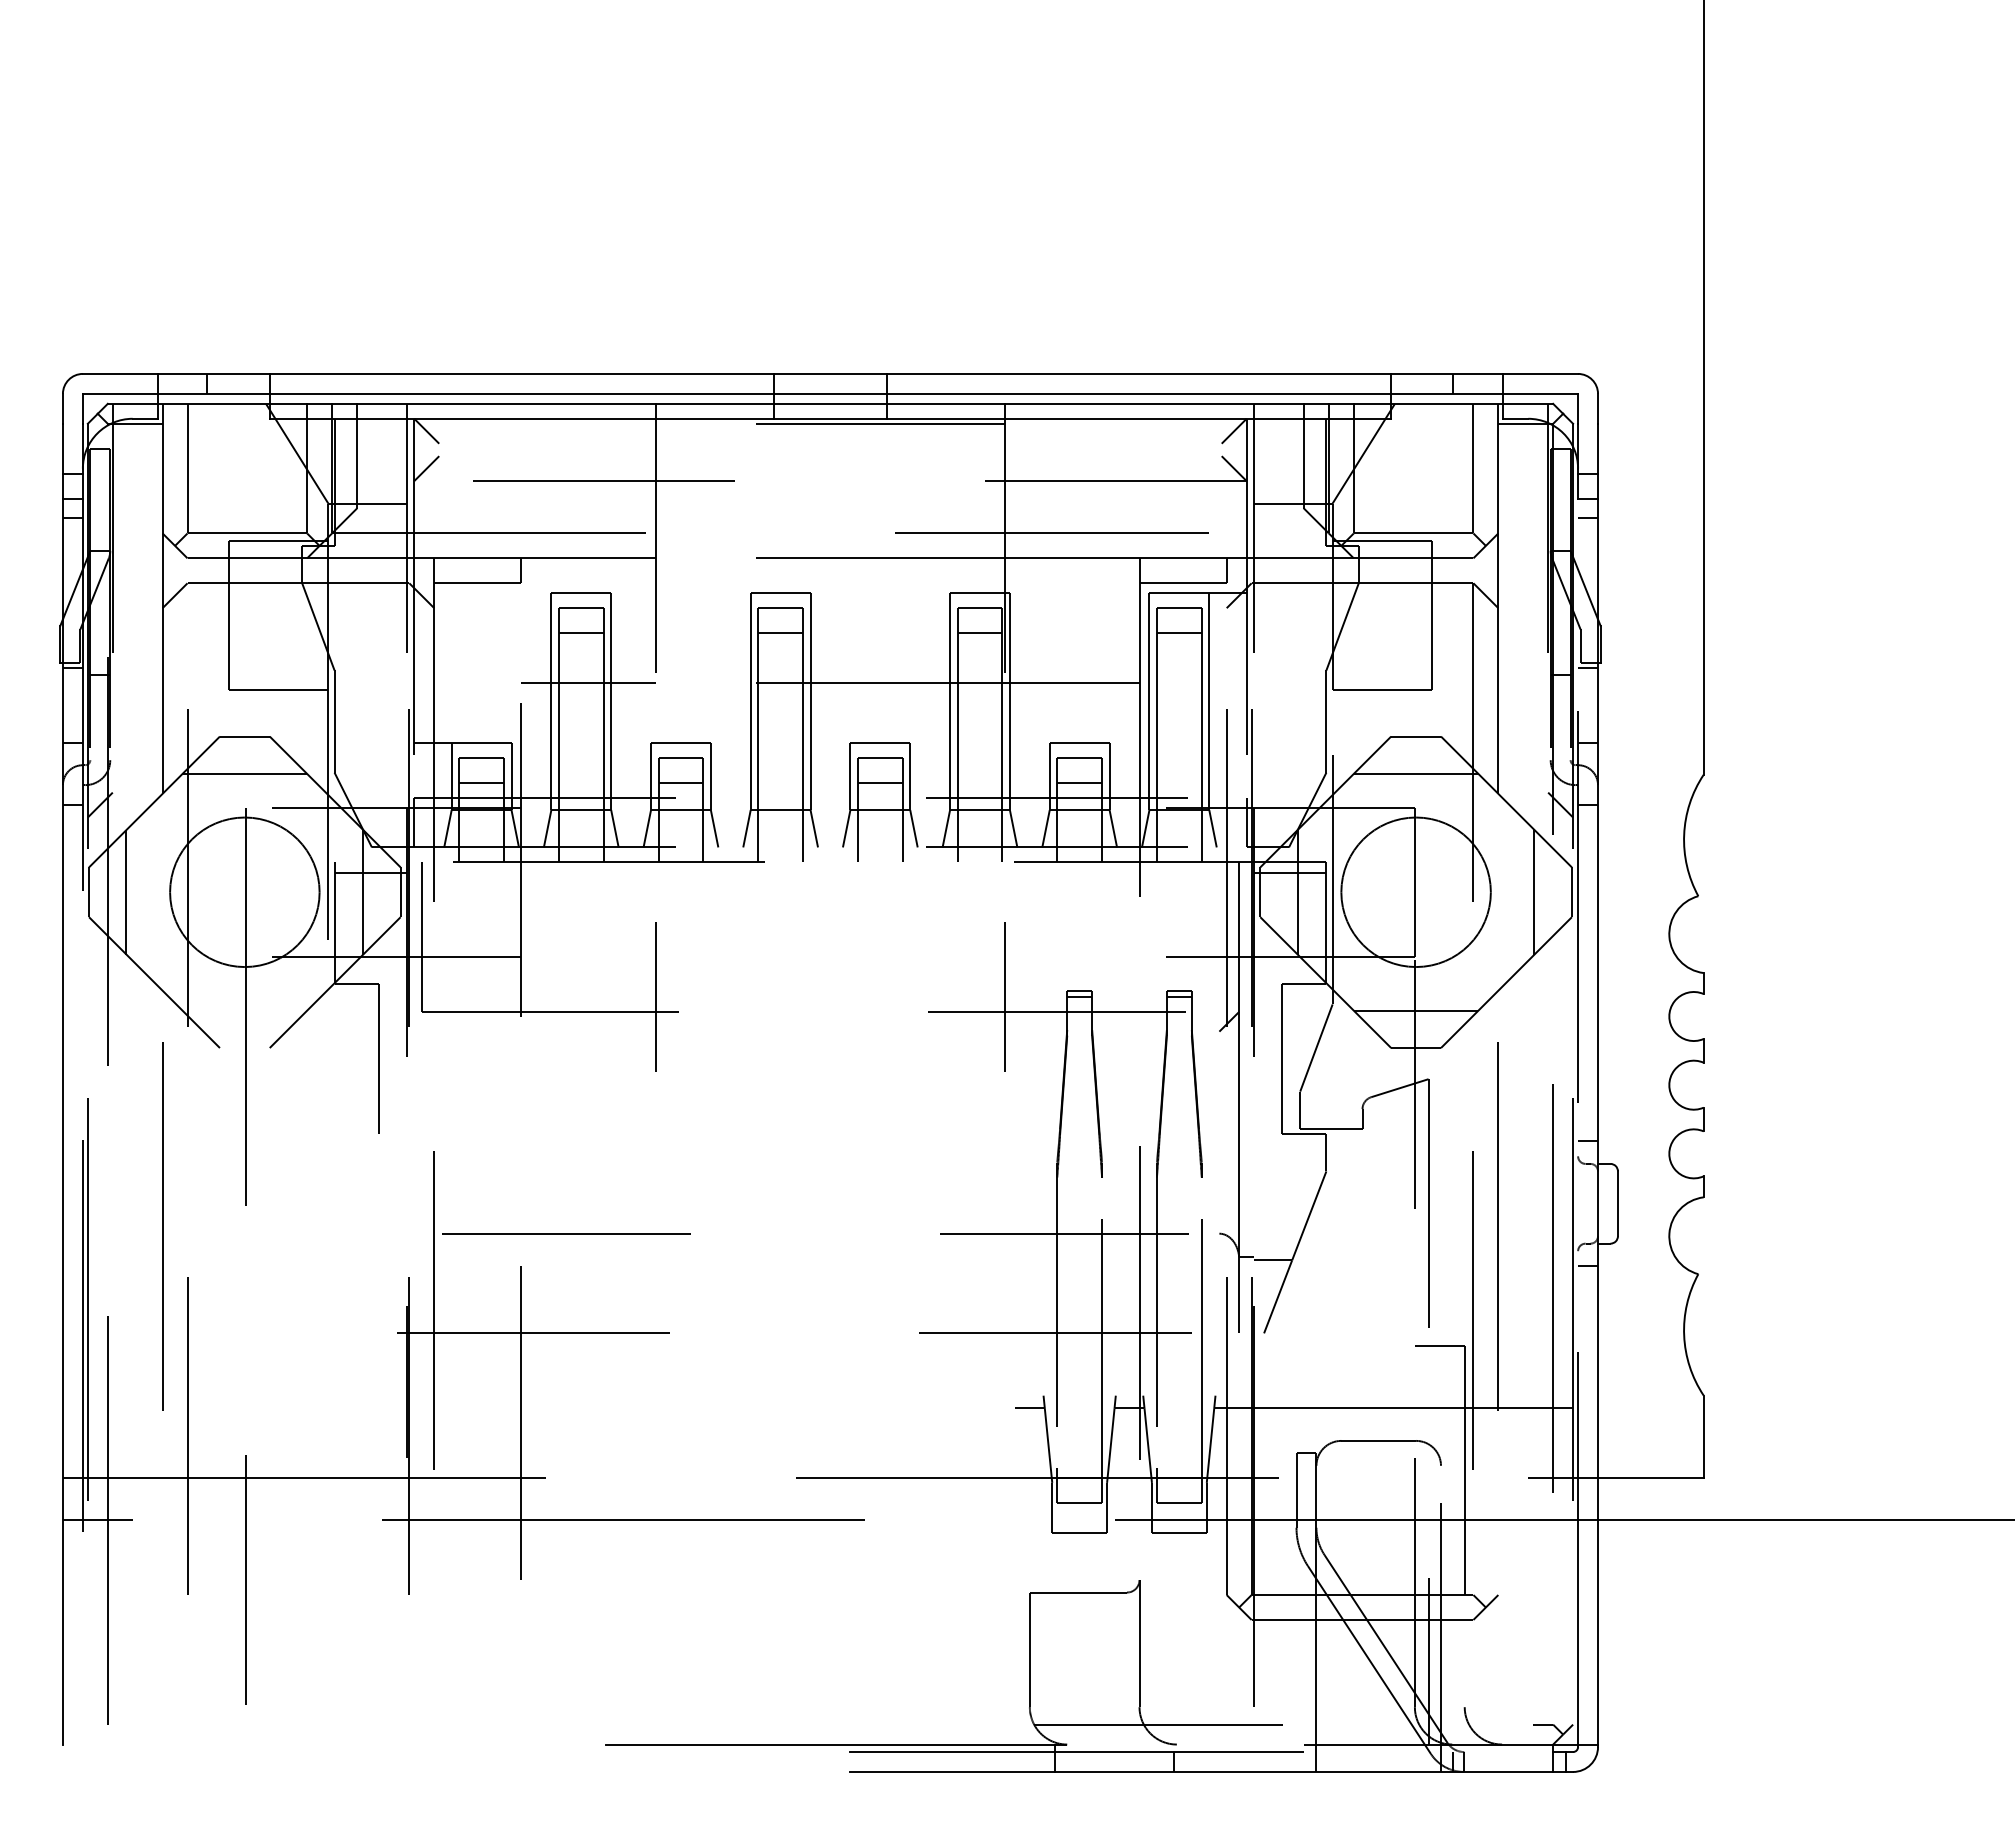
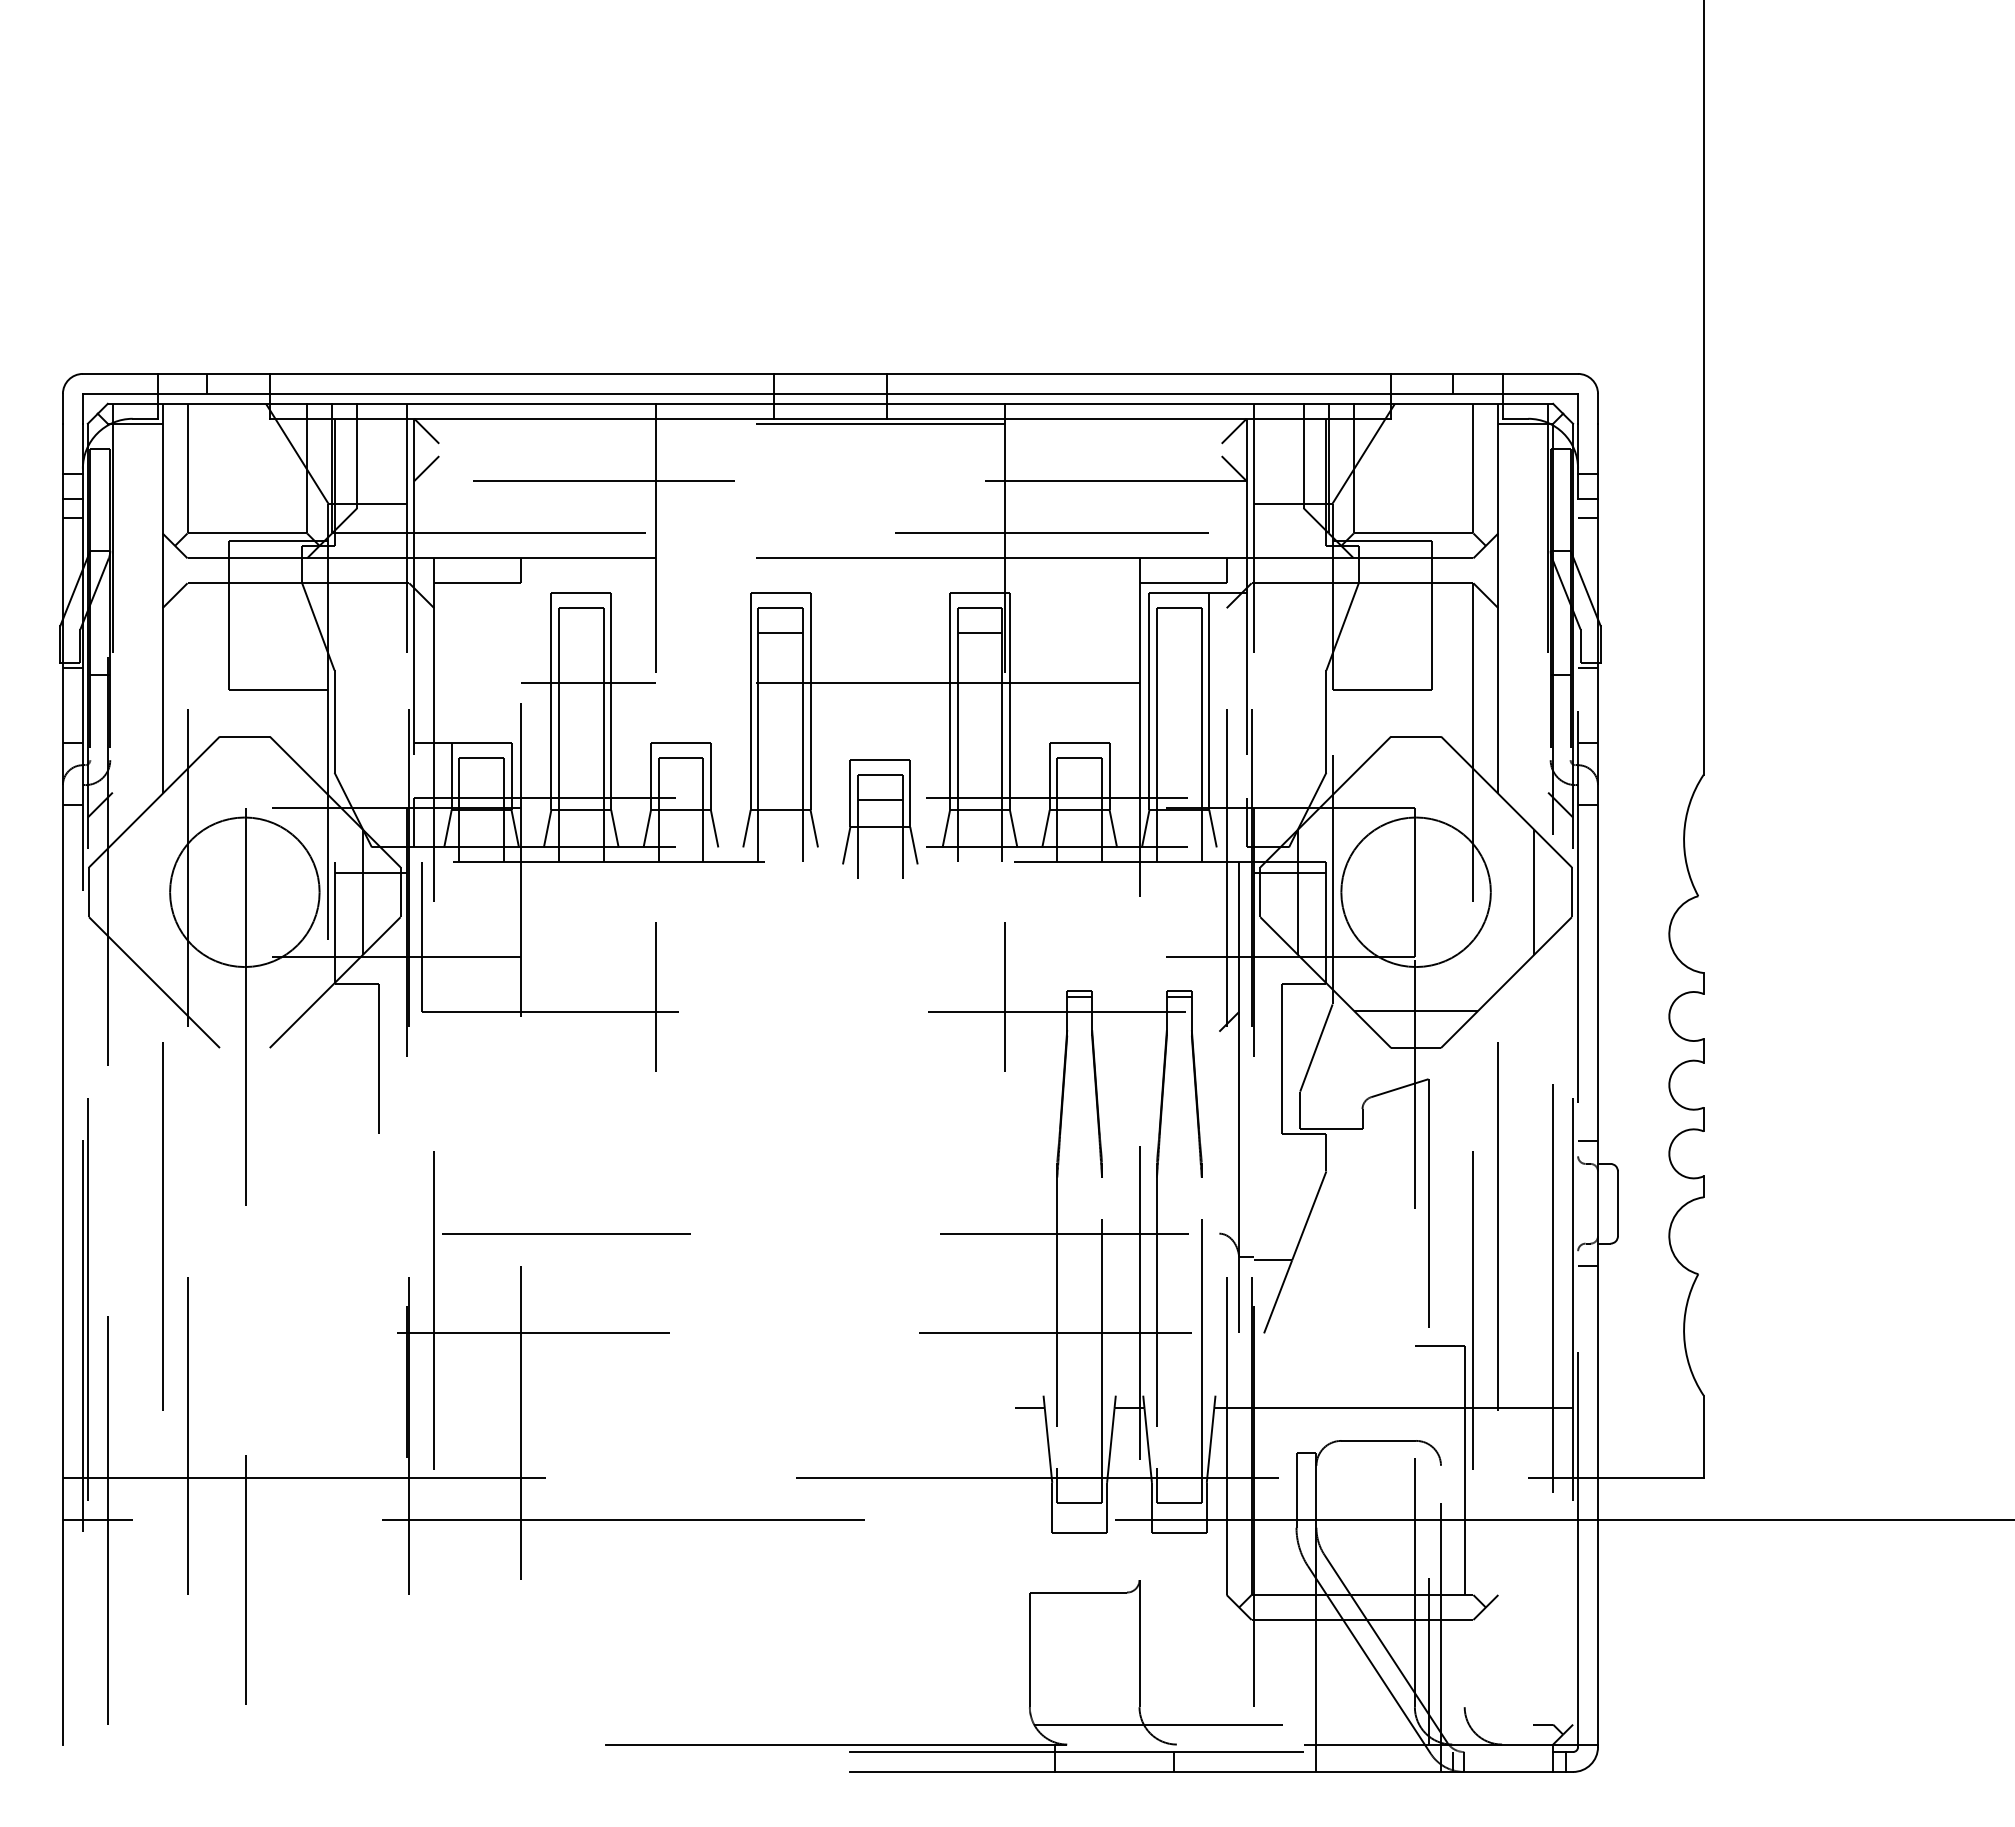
line: present -> none (580, 633)
line: present -> none (1178, 633)
line: present -> none (244, 773)
line: present -> none (1415, 773)
line: present -> none (481, 782)
line: present -> none (680, 782)
line: present -> none (1079, 782)
part position: (880, 801) -> (880, 818) (880, 818)
line: present -> none (126, 891)
